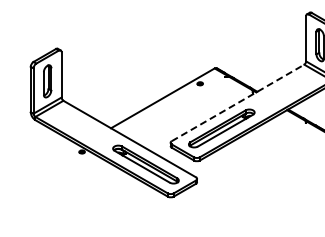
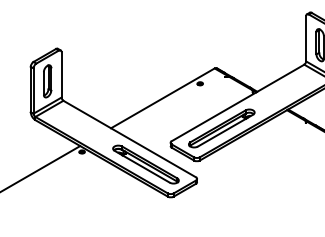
line: dashed -> solid (238, 102)
line: none -> present (41, 168)
